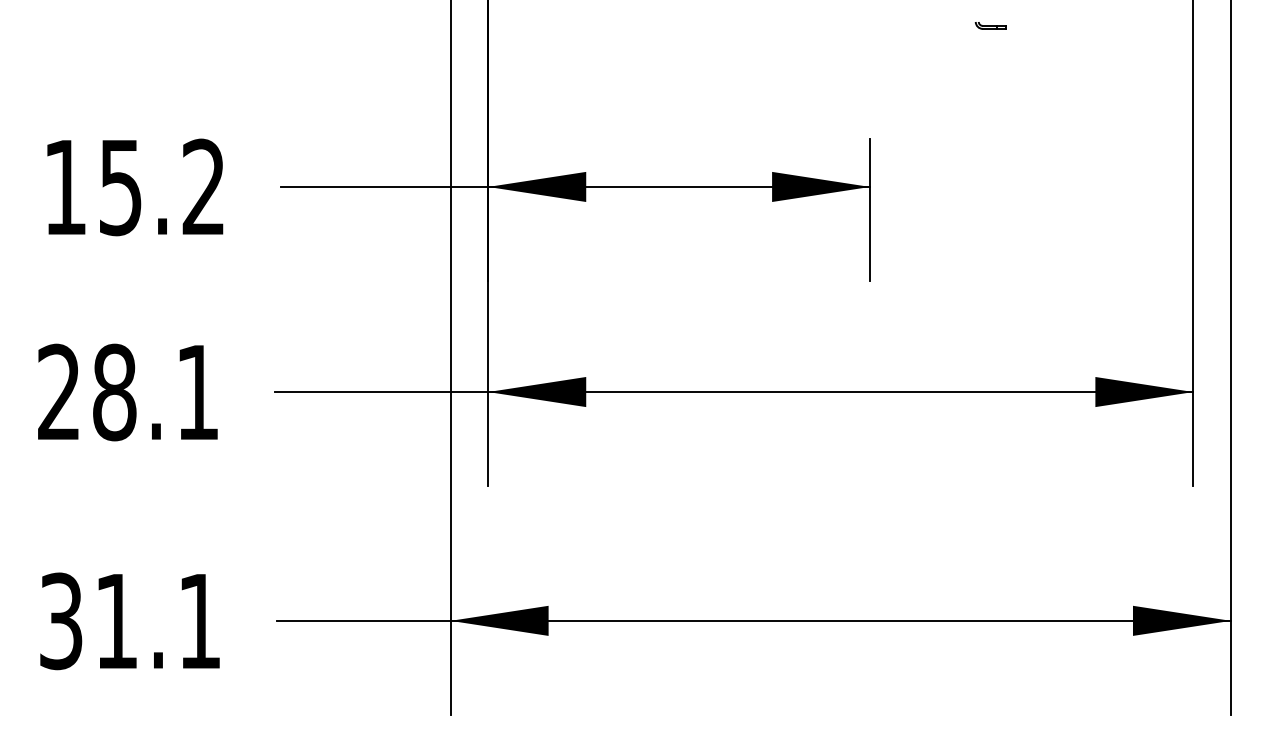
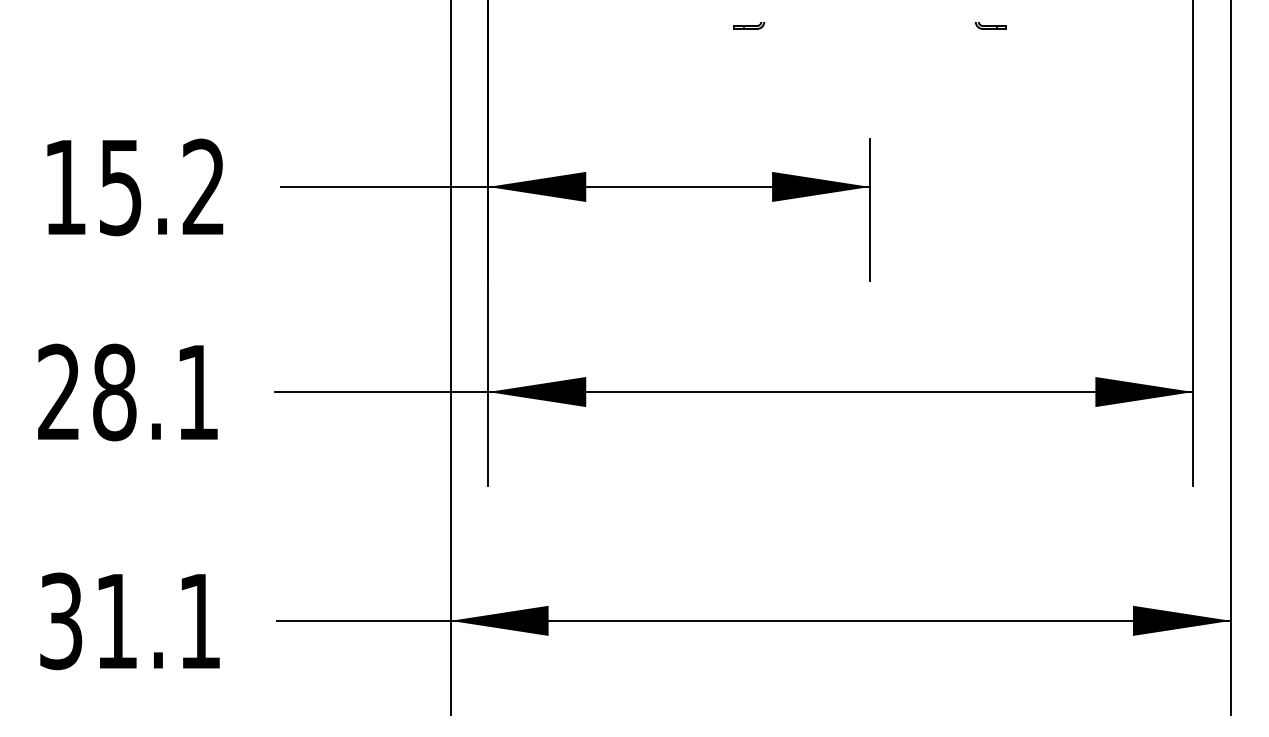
part: none -> present (749, 25)
